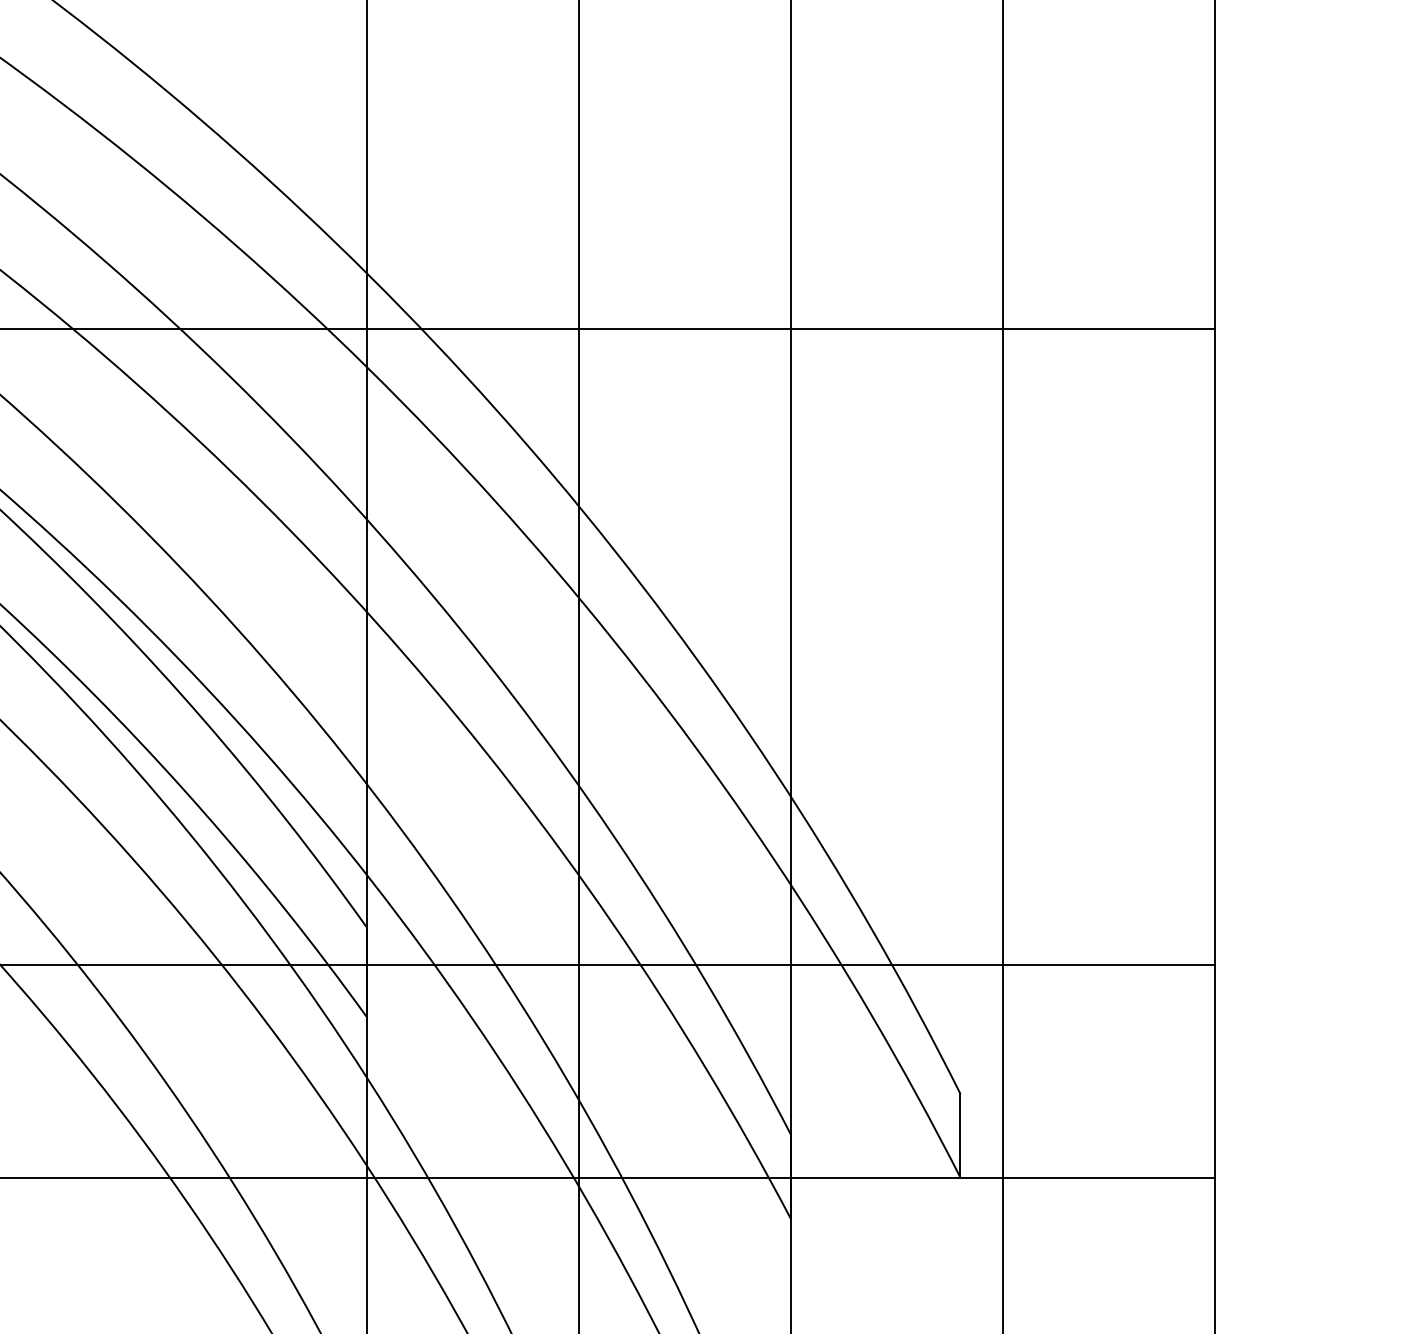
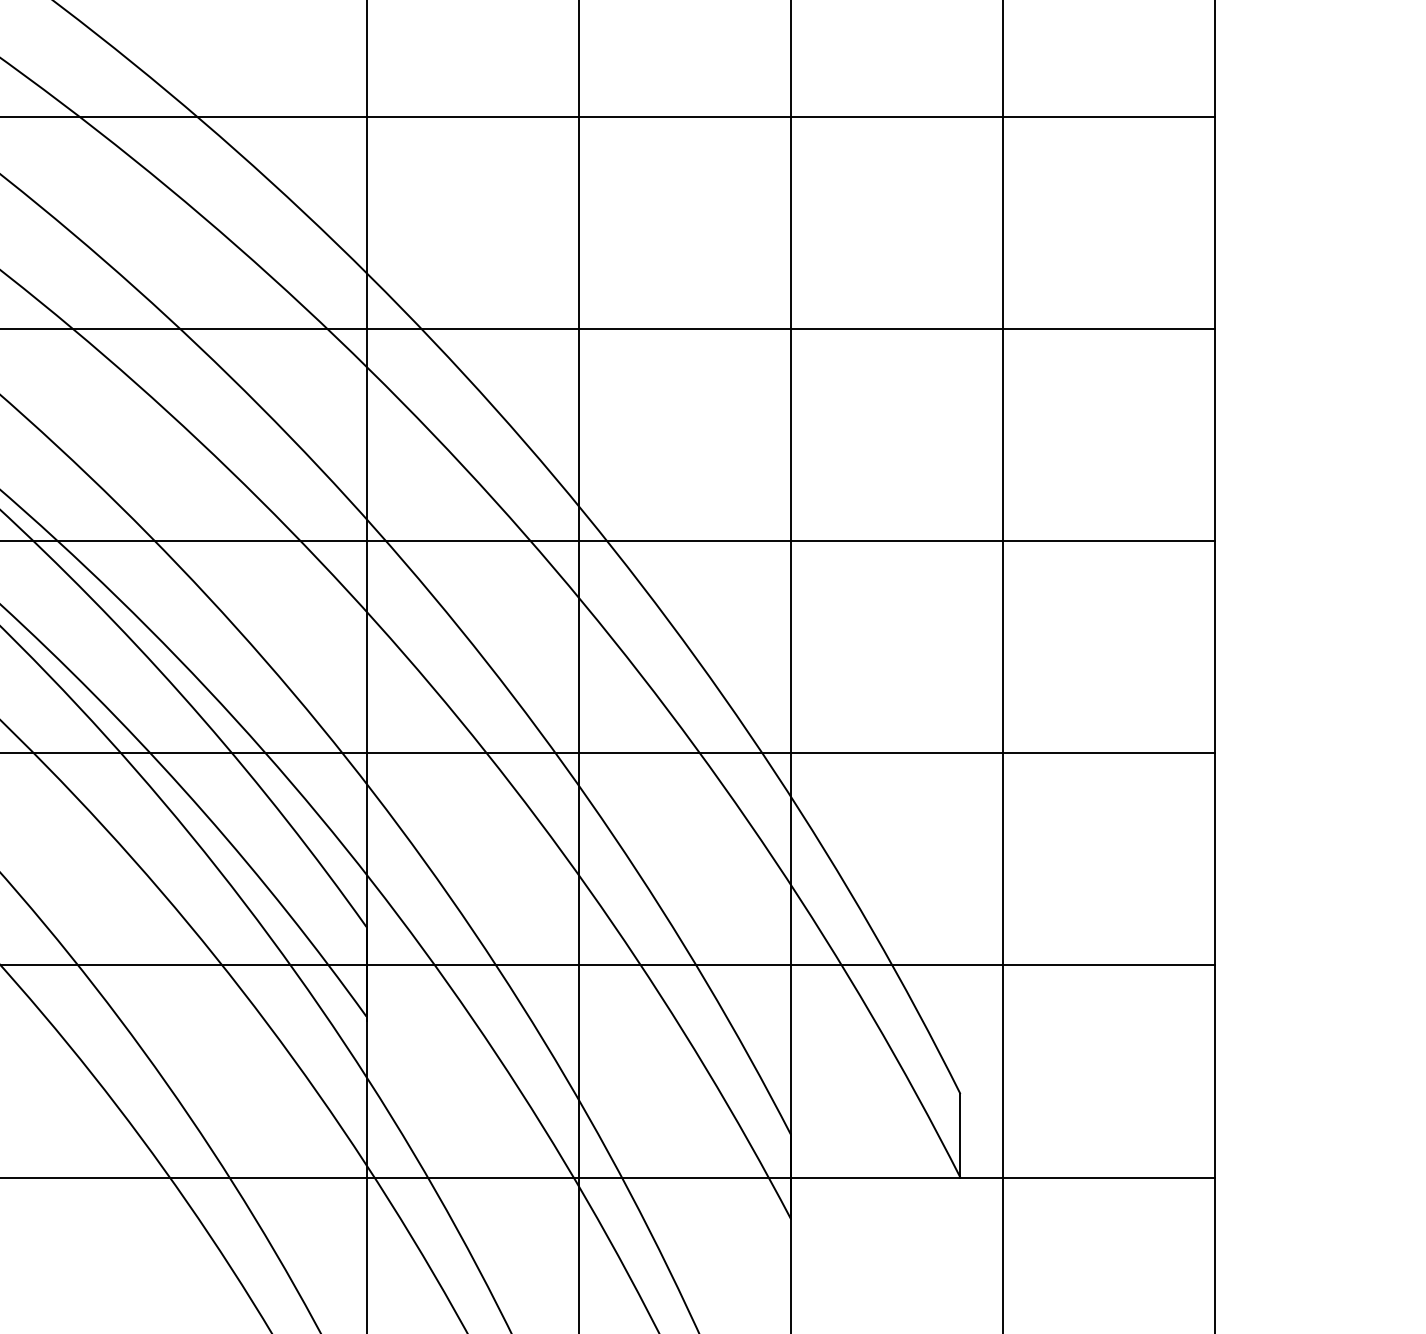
line: none -> present (608, 116)
line: none -> present (608, 541)
line: none -> present (608, 753)
